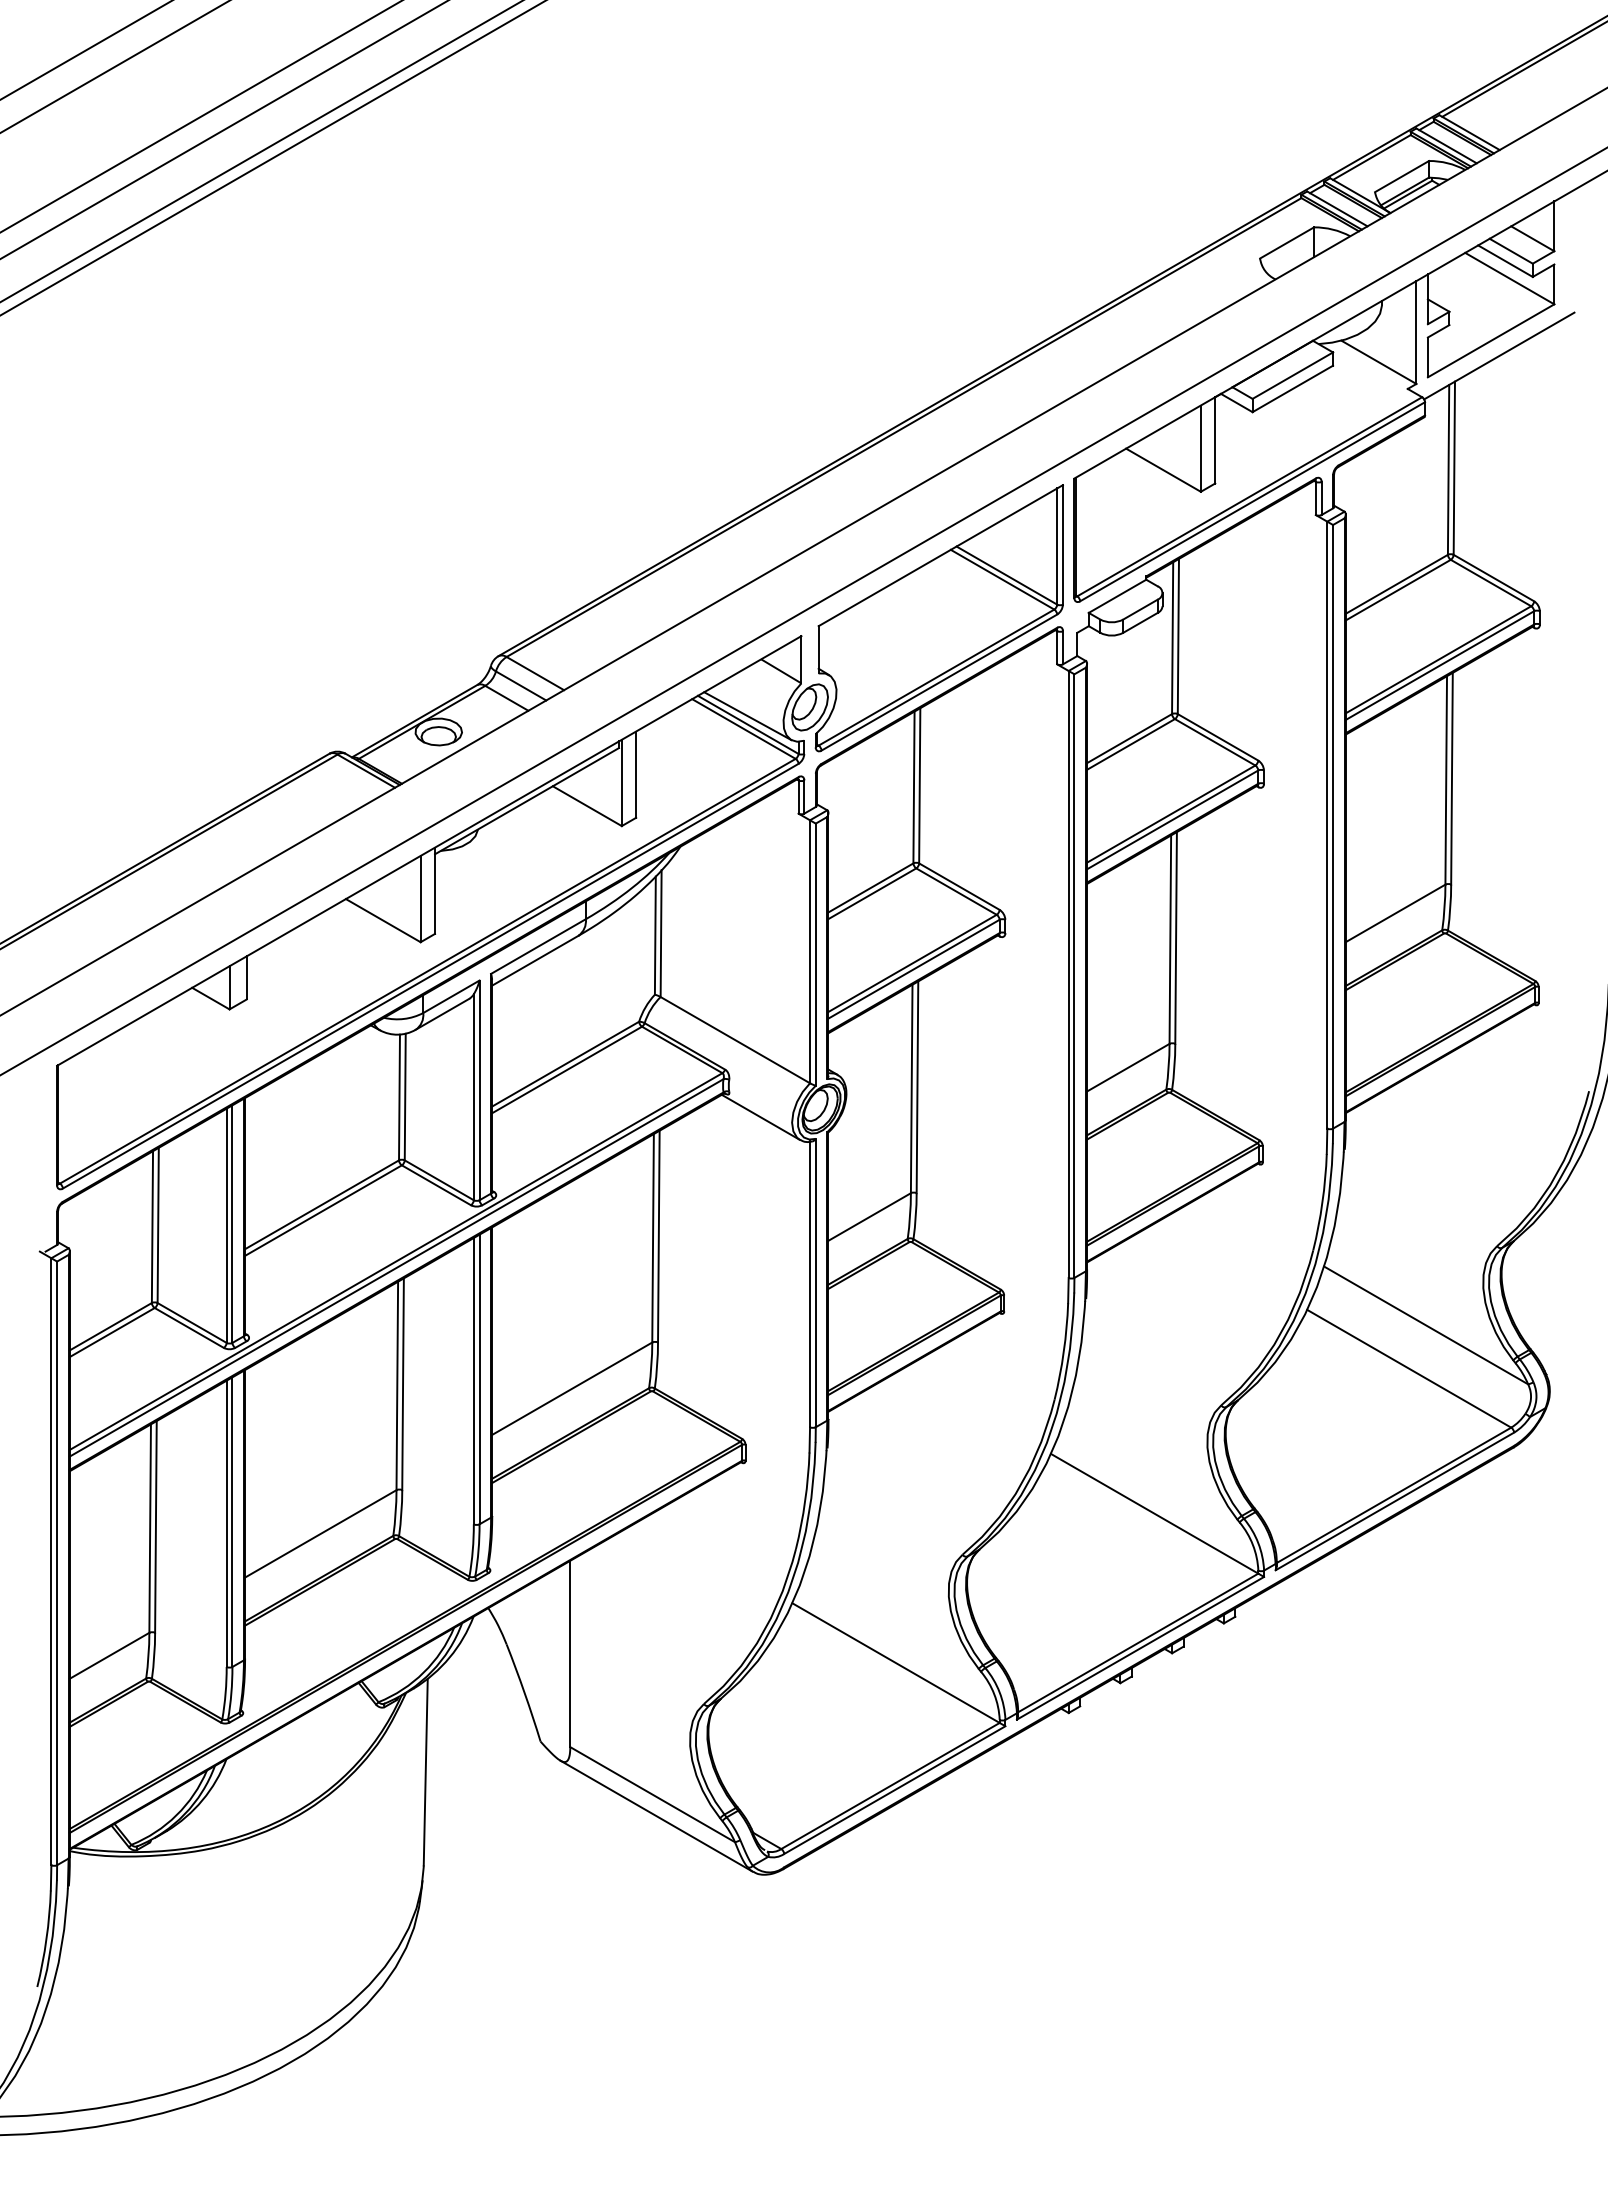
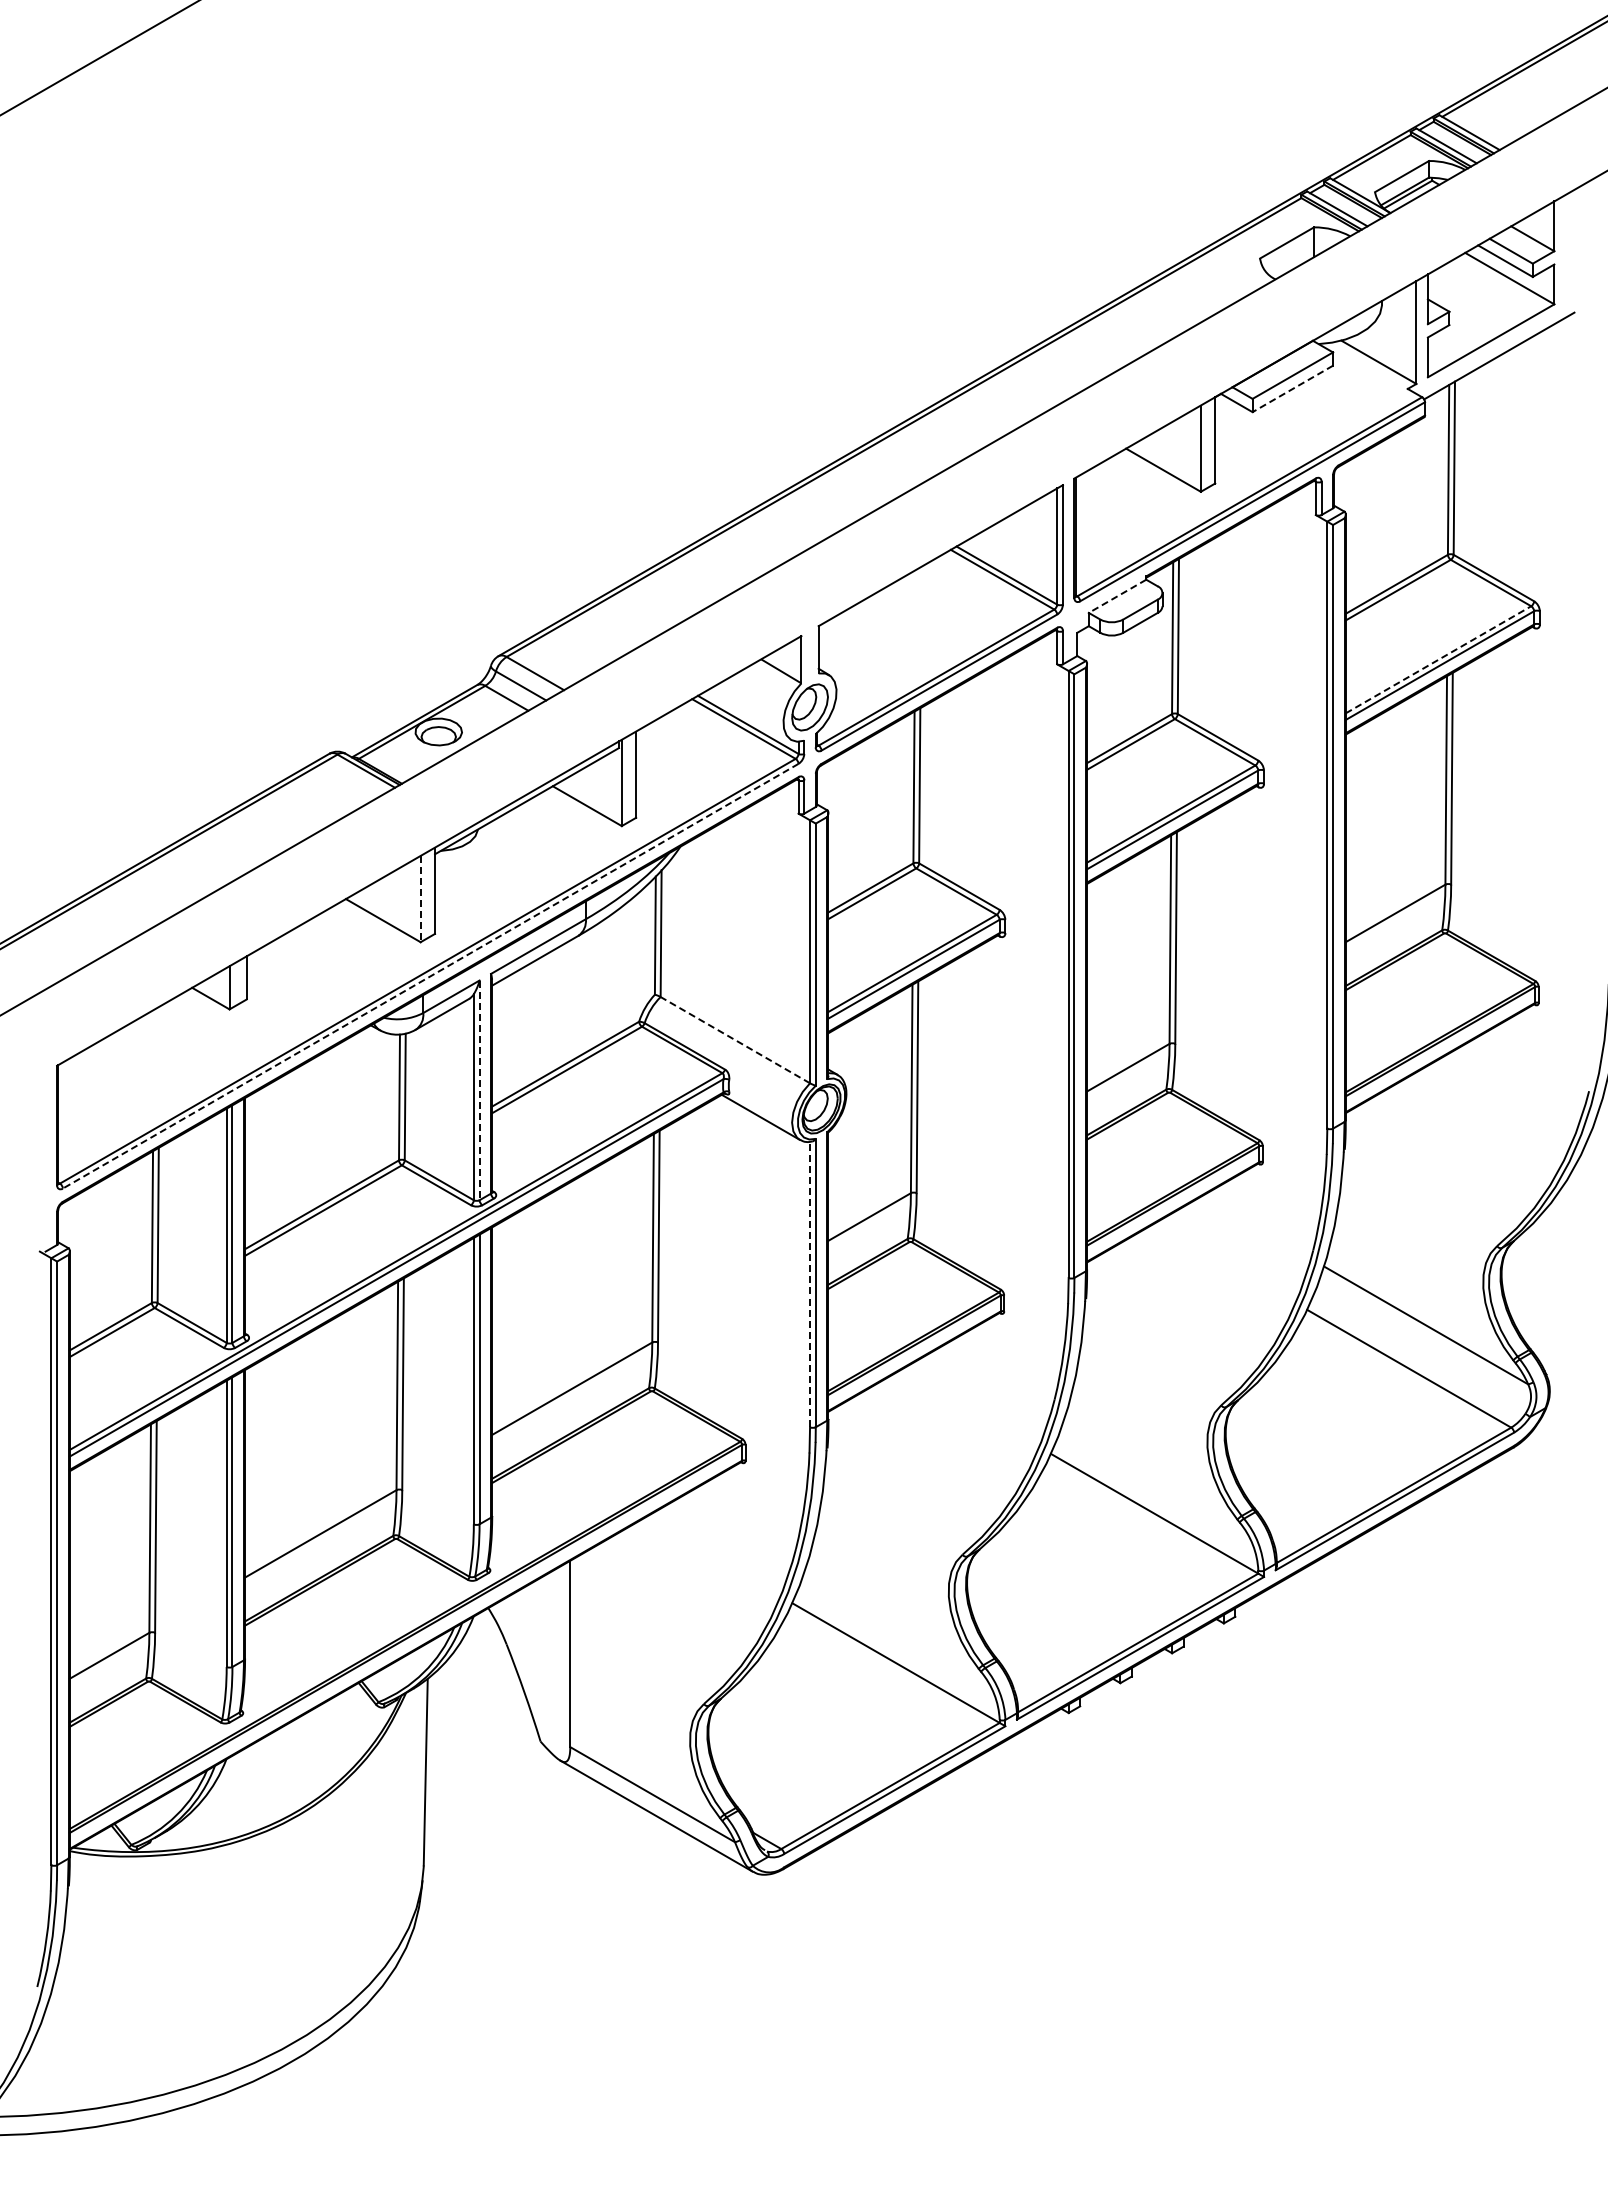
line: present -> none (85, 50)
line position: (114, 66) -> (99, 58) (99, 58)
line: present -> none (200, 116)
line: present -> none (223, 130)
line: present -> none (261, 151)
line: present -> none (272, 158)
line: solid -> dashed (1292, 389)
line: solid -> dashed (1117, 596)
line: present -> none (803, 611)
line: solid -> dashed (1438, 659)
line: present -> none (747, 716)
line: solid -> dashed (420, 899)
line: solid -> dashed (430, 976)
line: solid -> dashed (734, 1039)
line: solid -> dashed (479, 1090)
line: solid -> dashed (810, 1284)
